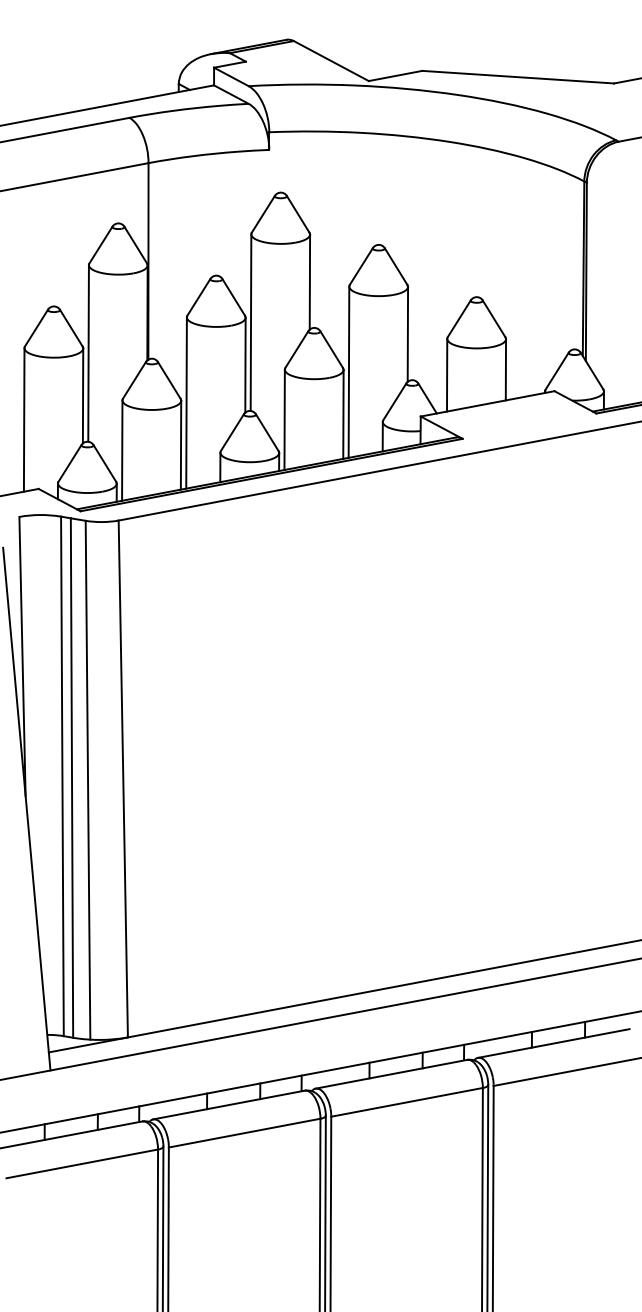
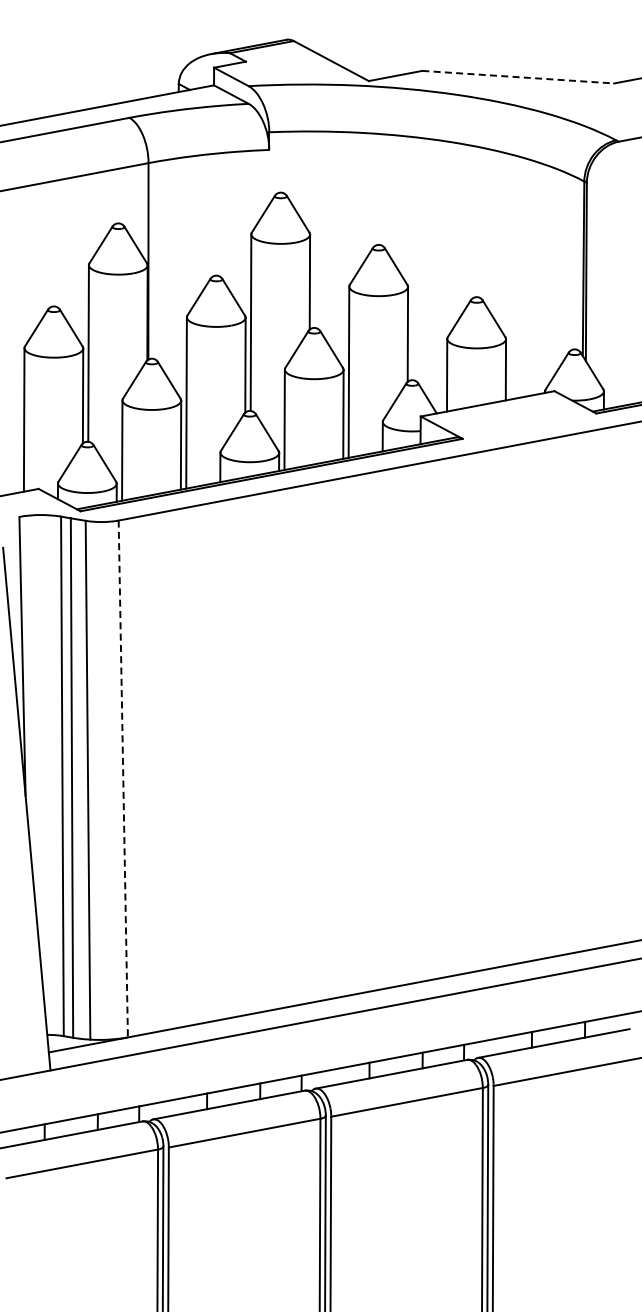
line: solid -> dashed (518, 77)
line: solid -> dashed (123, 779)
